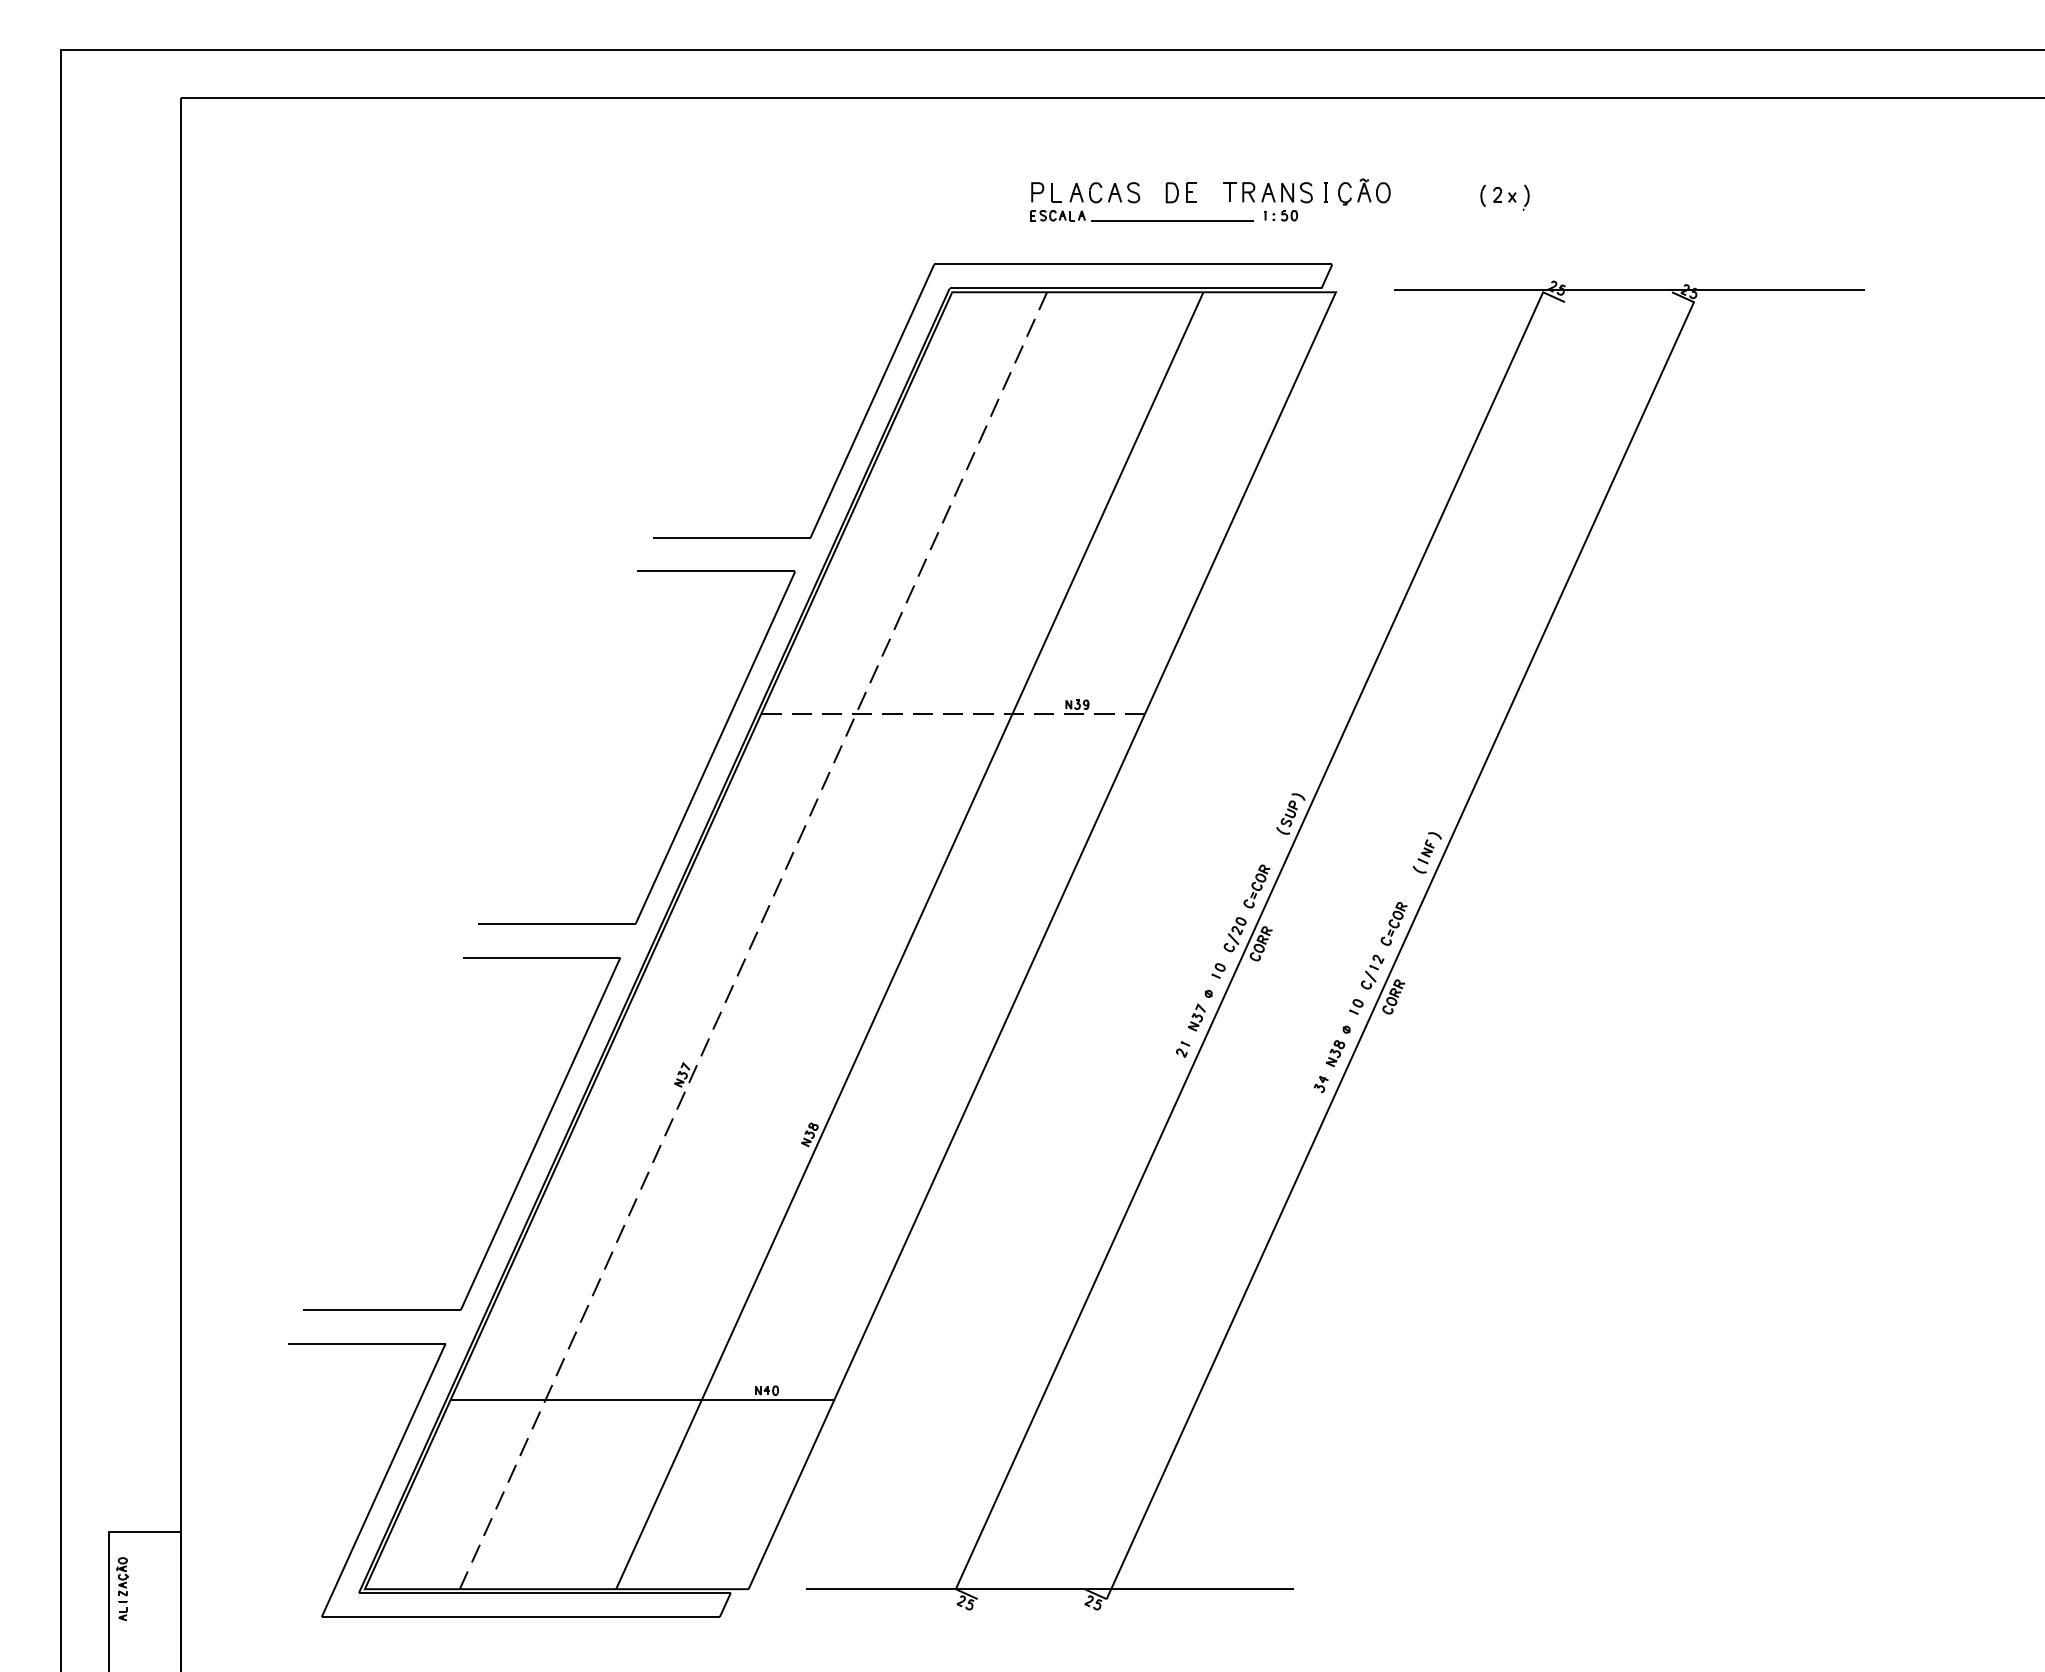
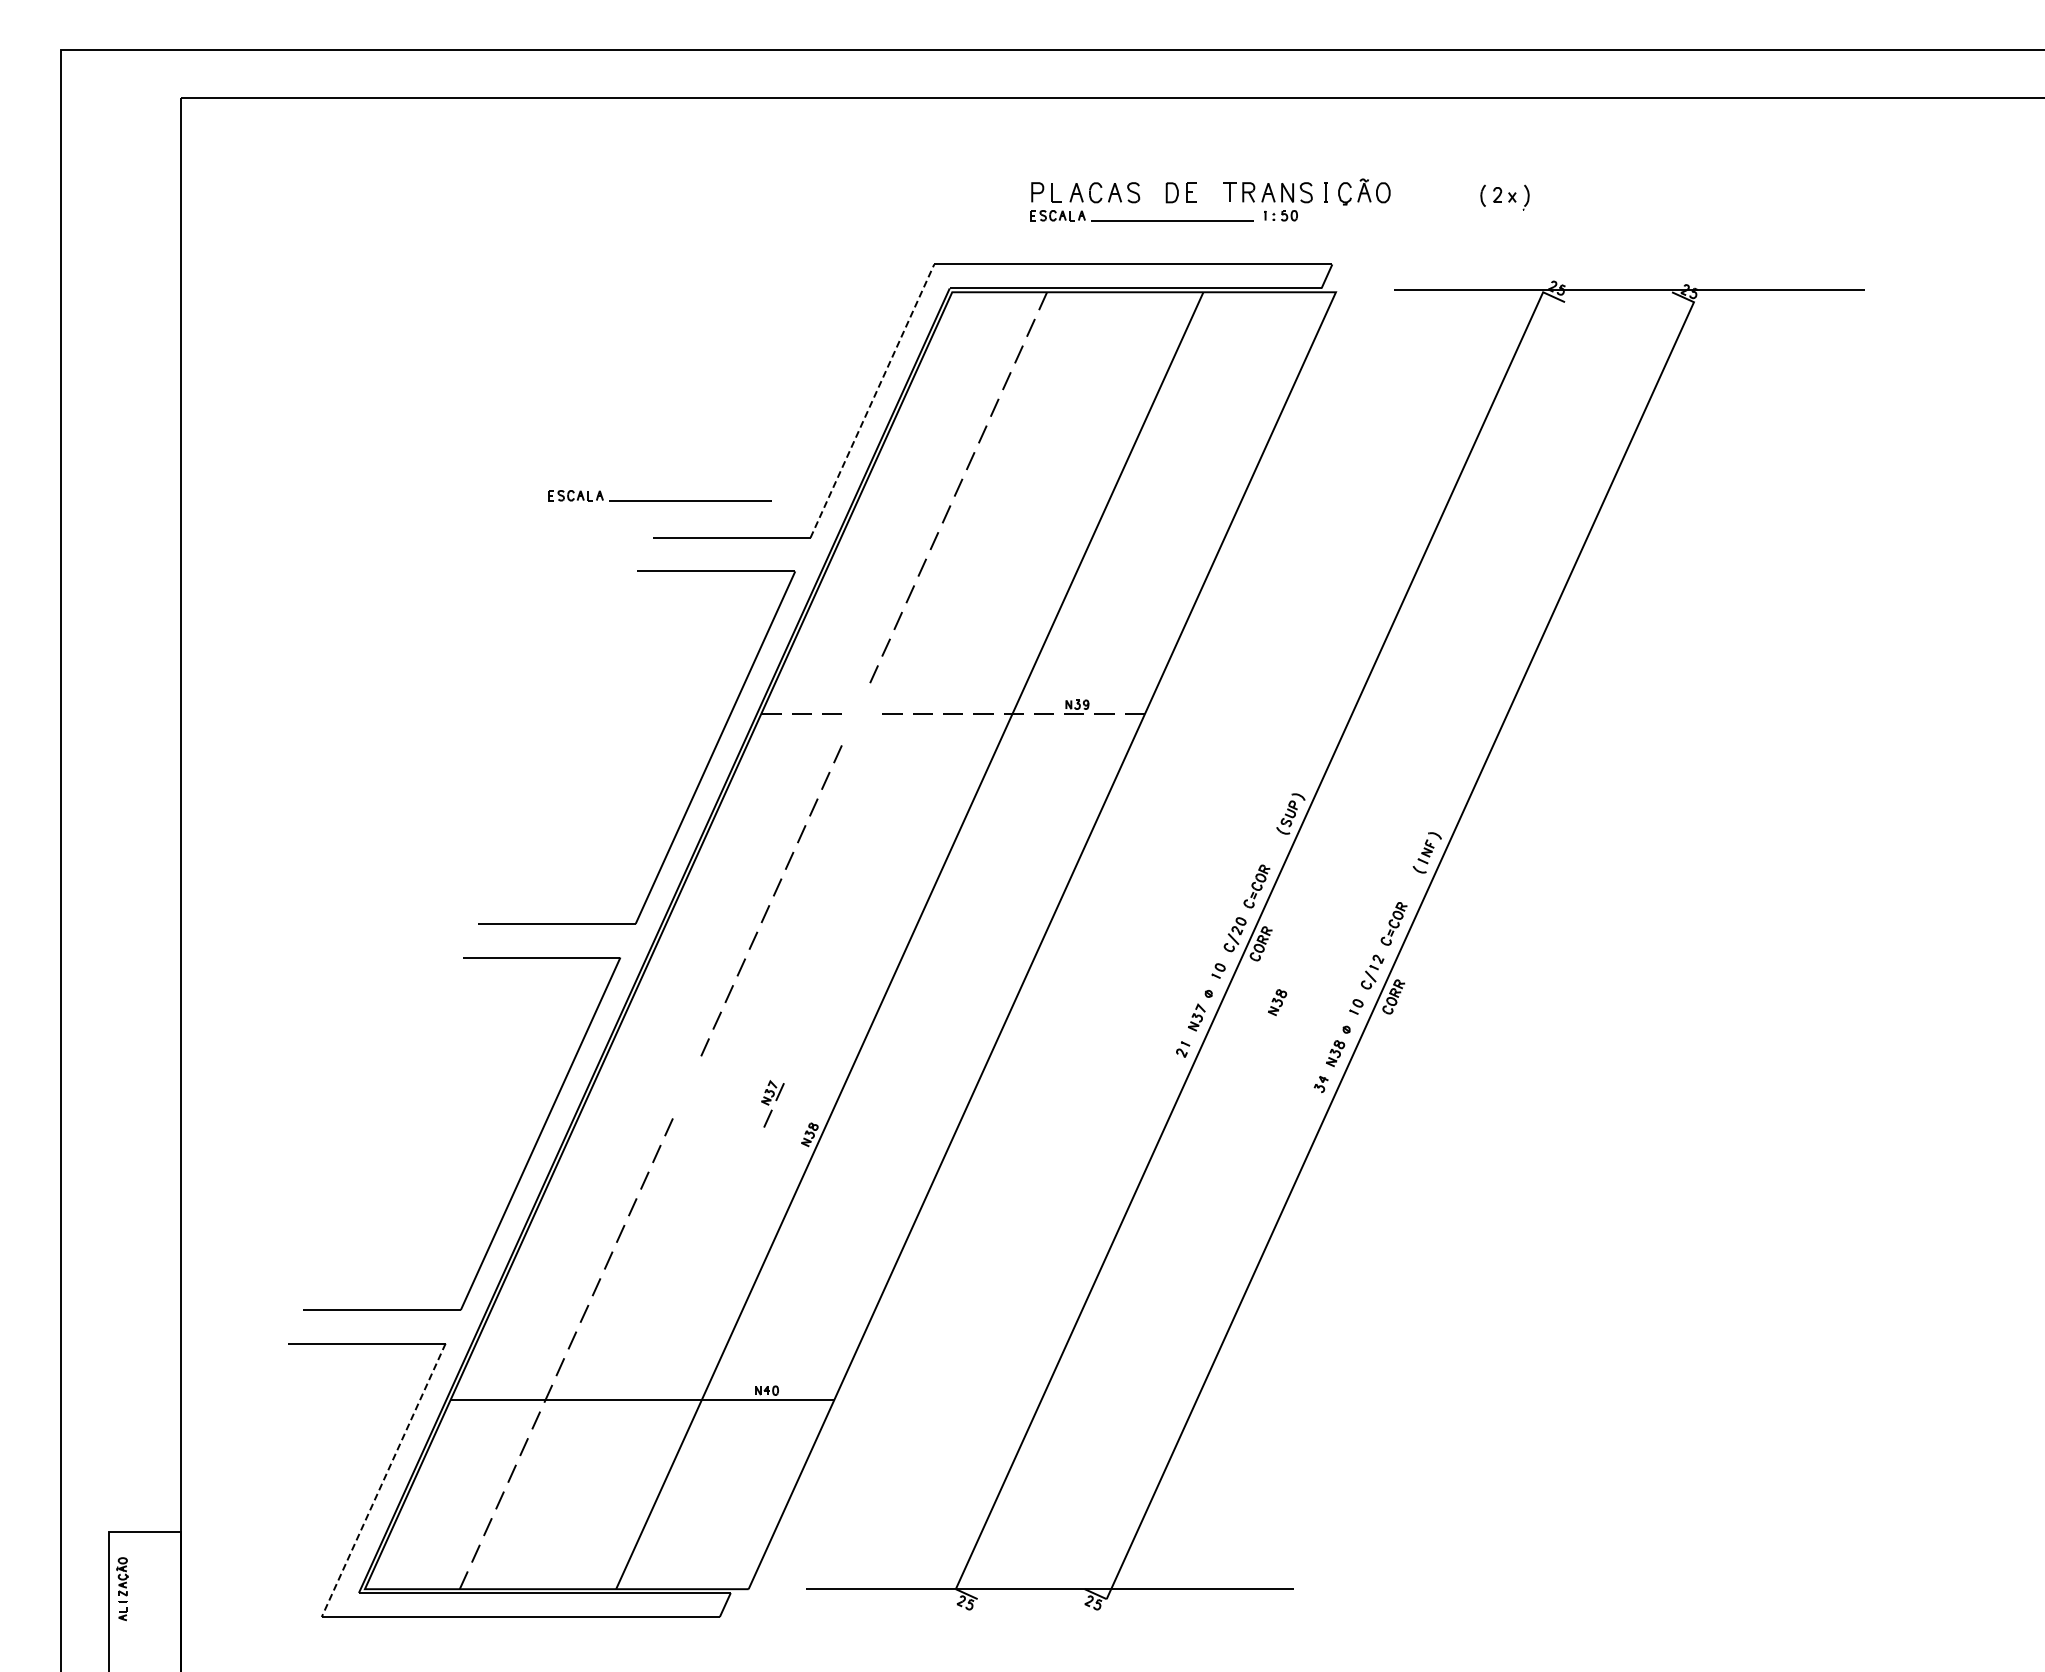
line: solid -> dashed (872, 400)
part: none -> present (659, 495)
part: present -> none (858, 713)
part: none -> present (1277, 1002)
part position: (685, 1085) -> (772, 1103) (772, 1103)
line: solid -> dashed (383, 1480)
